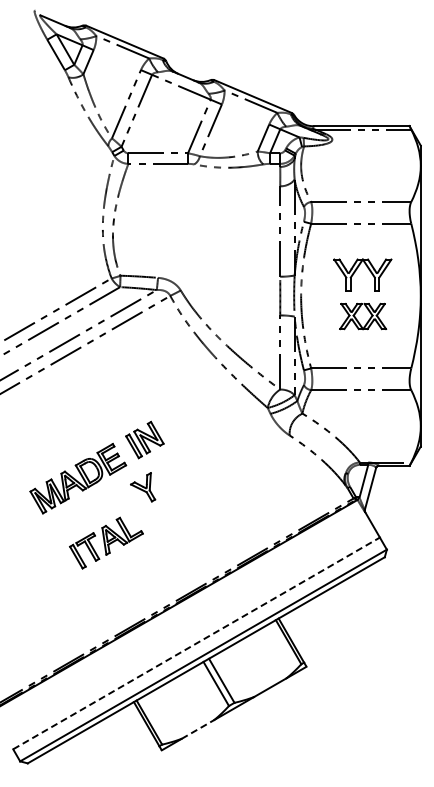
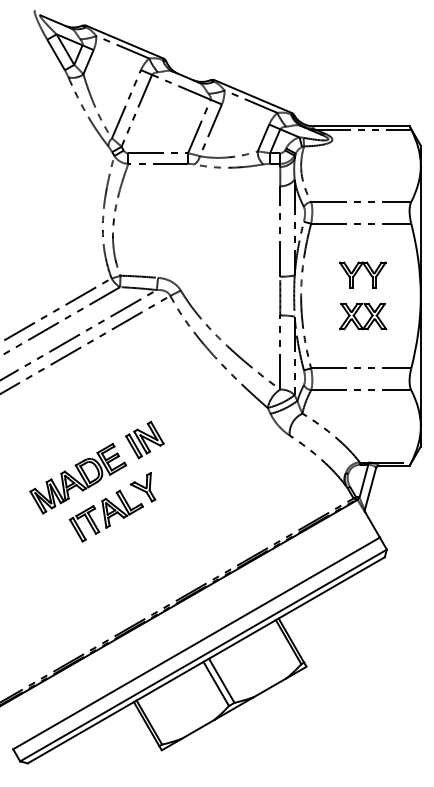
part size: 60x34 px -> 48x28 px (362, 274)
part position: (106, 542) -> (106, 515) (106, 515)
line: dashed -> solid (196, 643)
line: dashed -> solid (197, 729)
